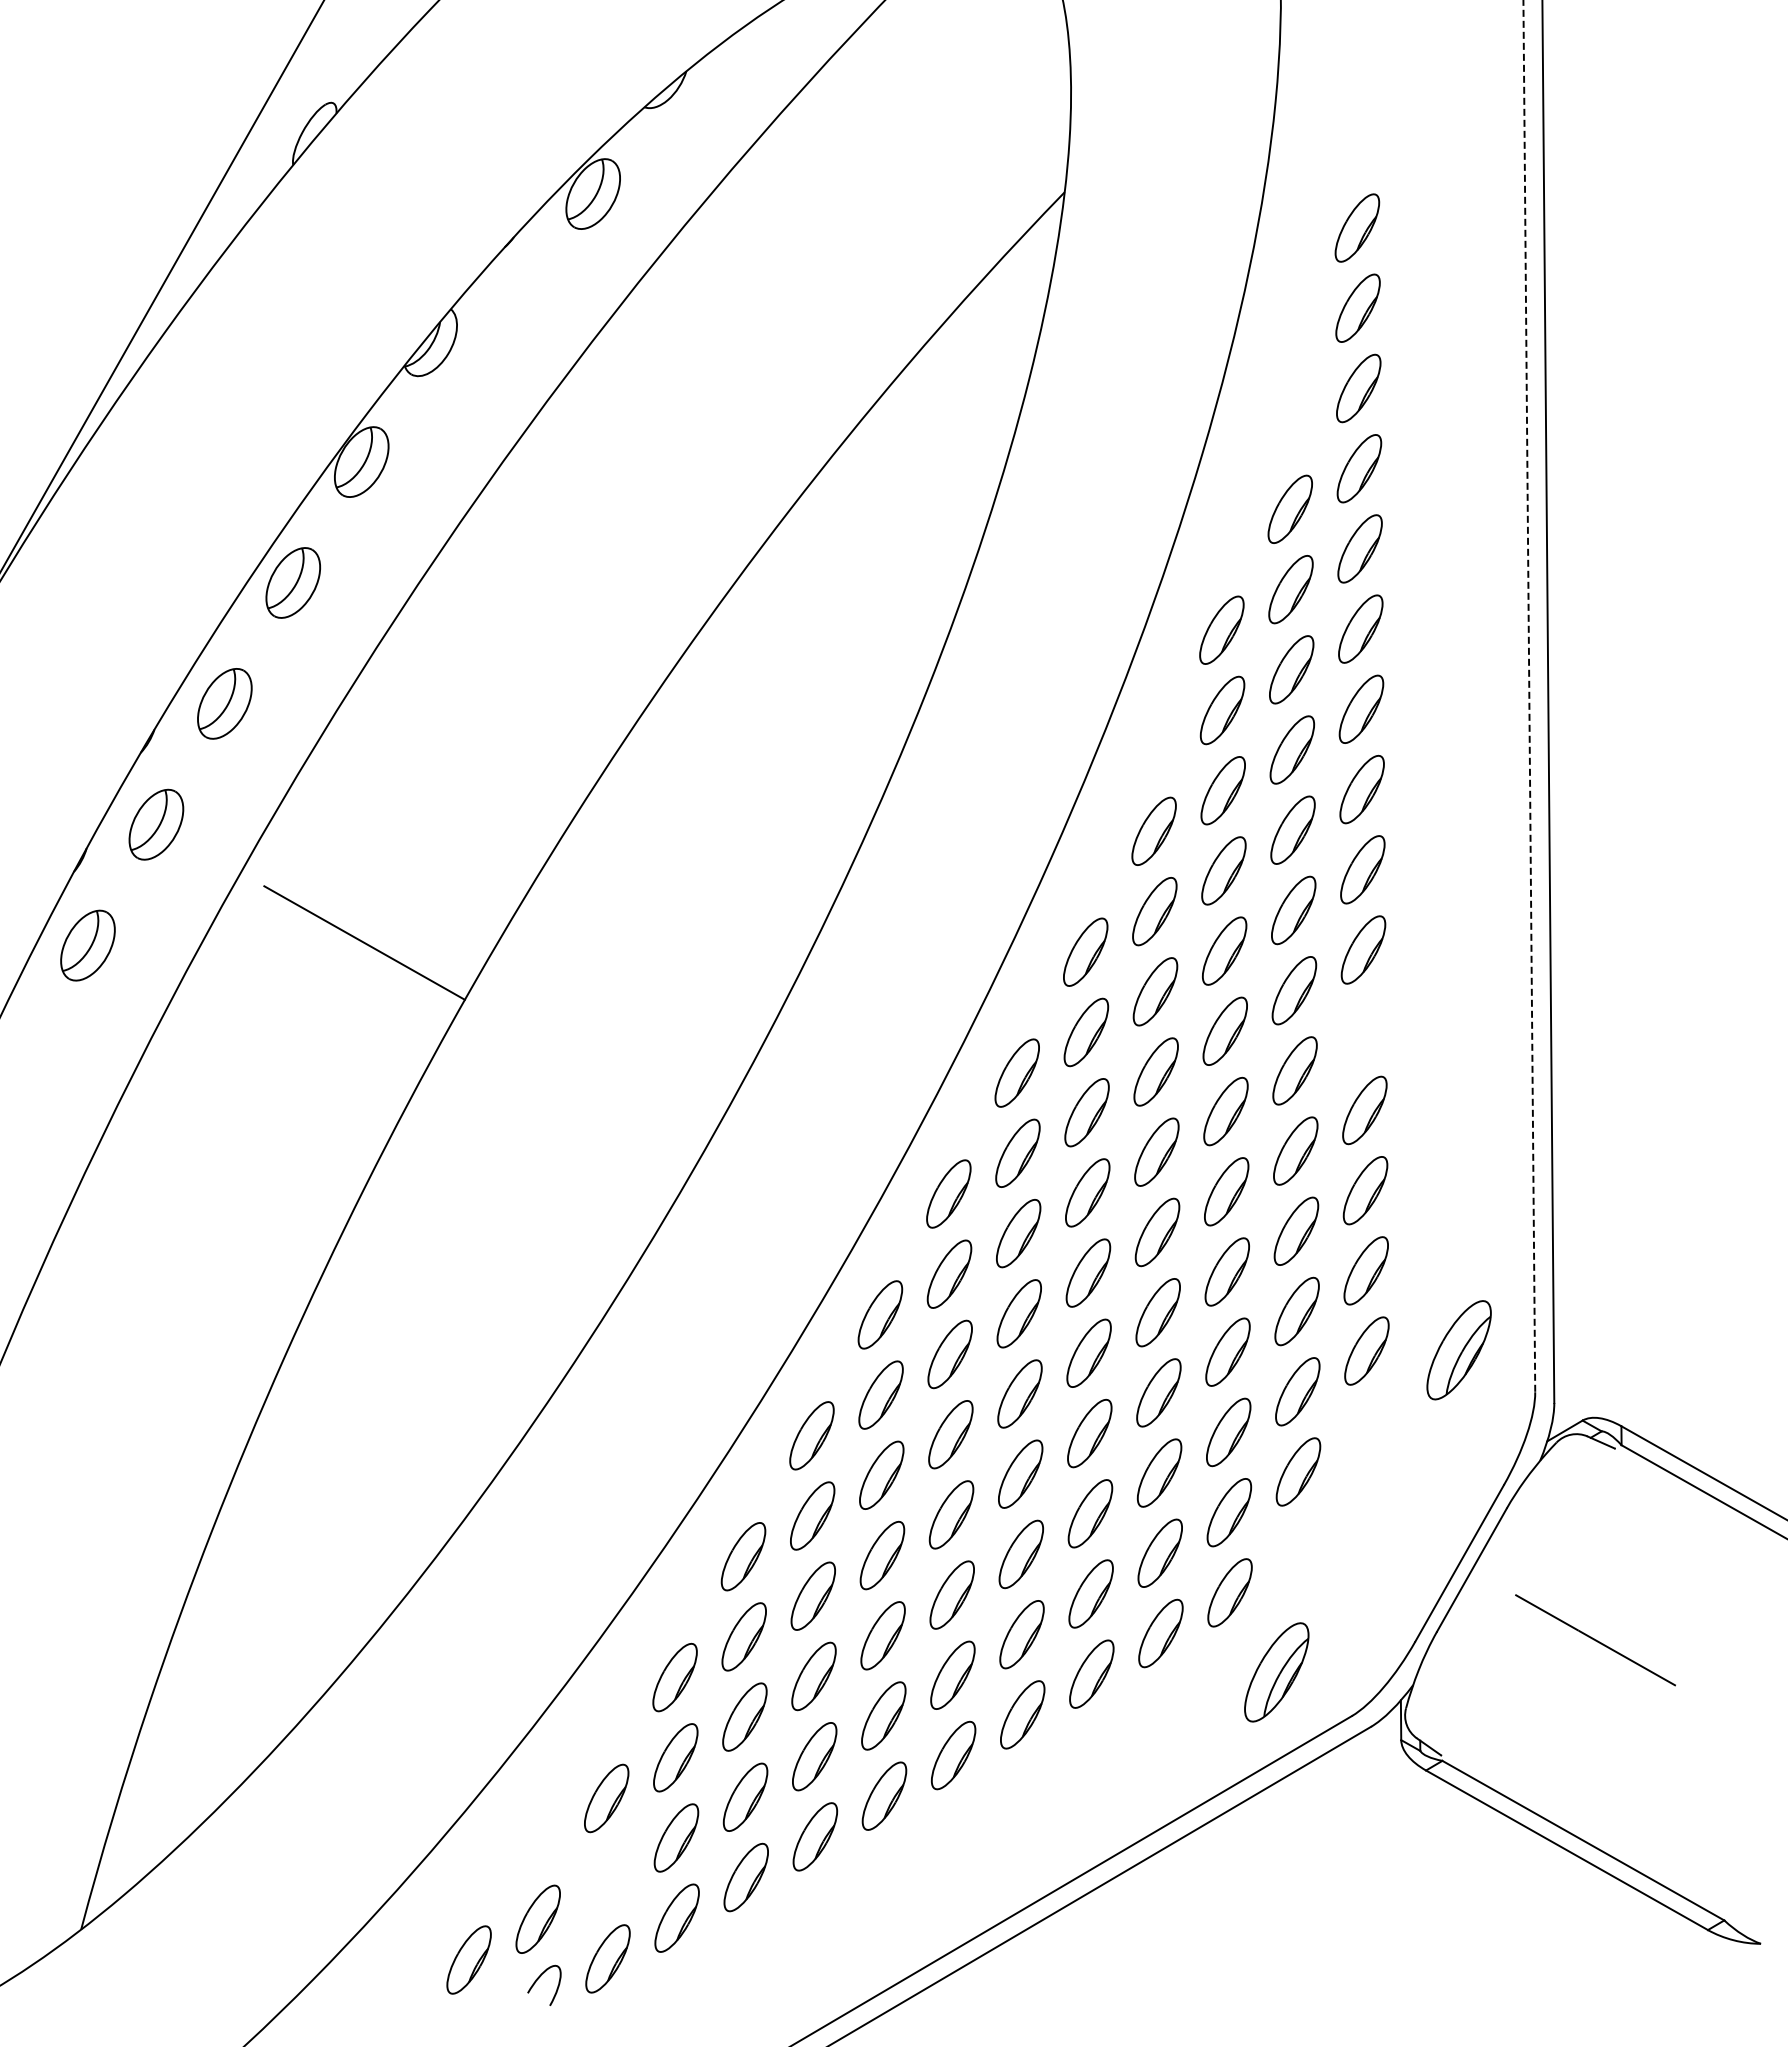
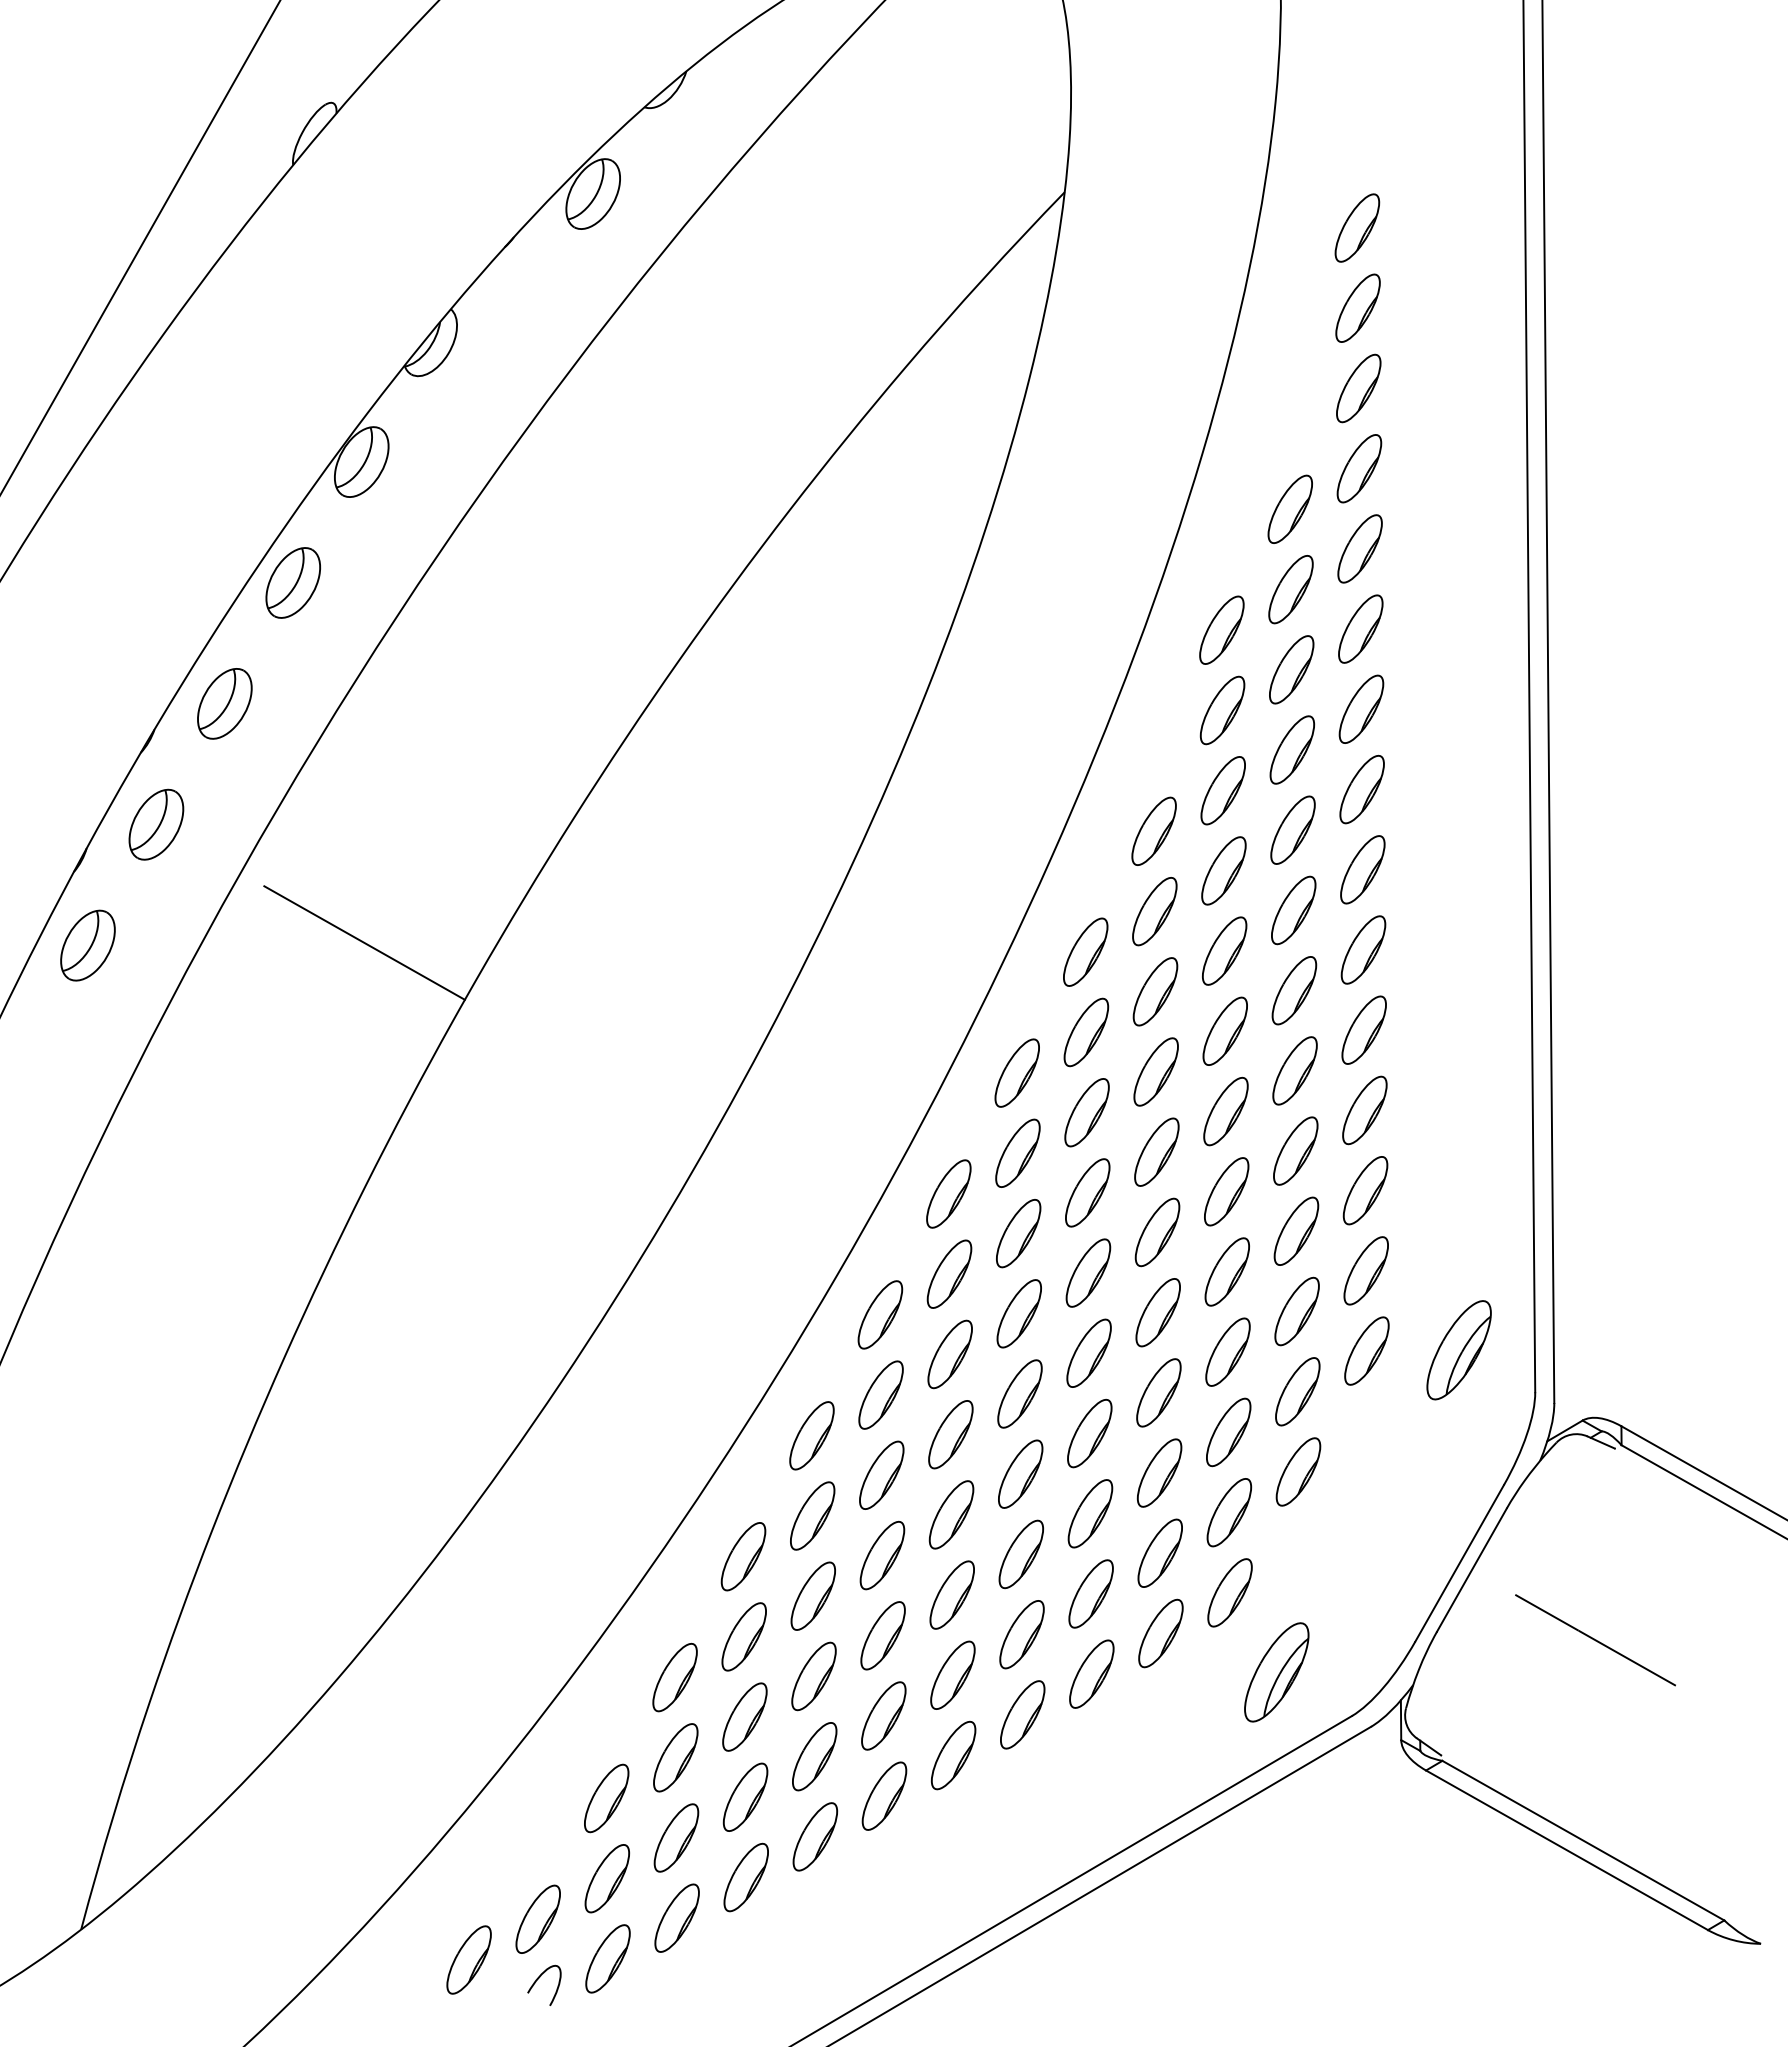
line position: (162, 285) -> (140, 246) (140, 246)
line: dashed -> solid (1529, 696)
part: none -> present (1363, 1029)
part: none -> present (606, 1878)
